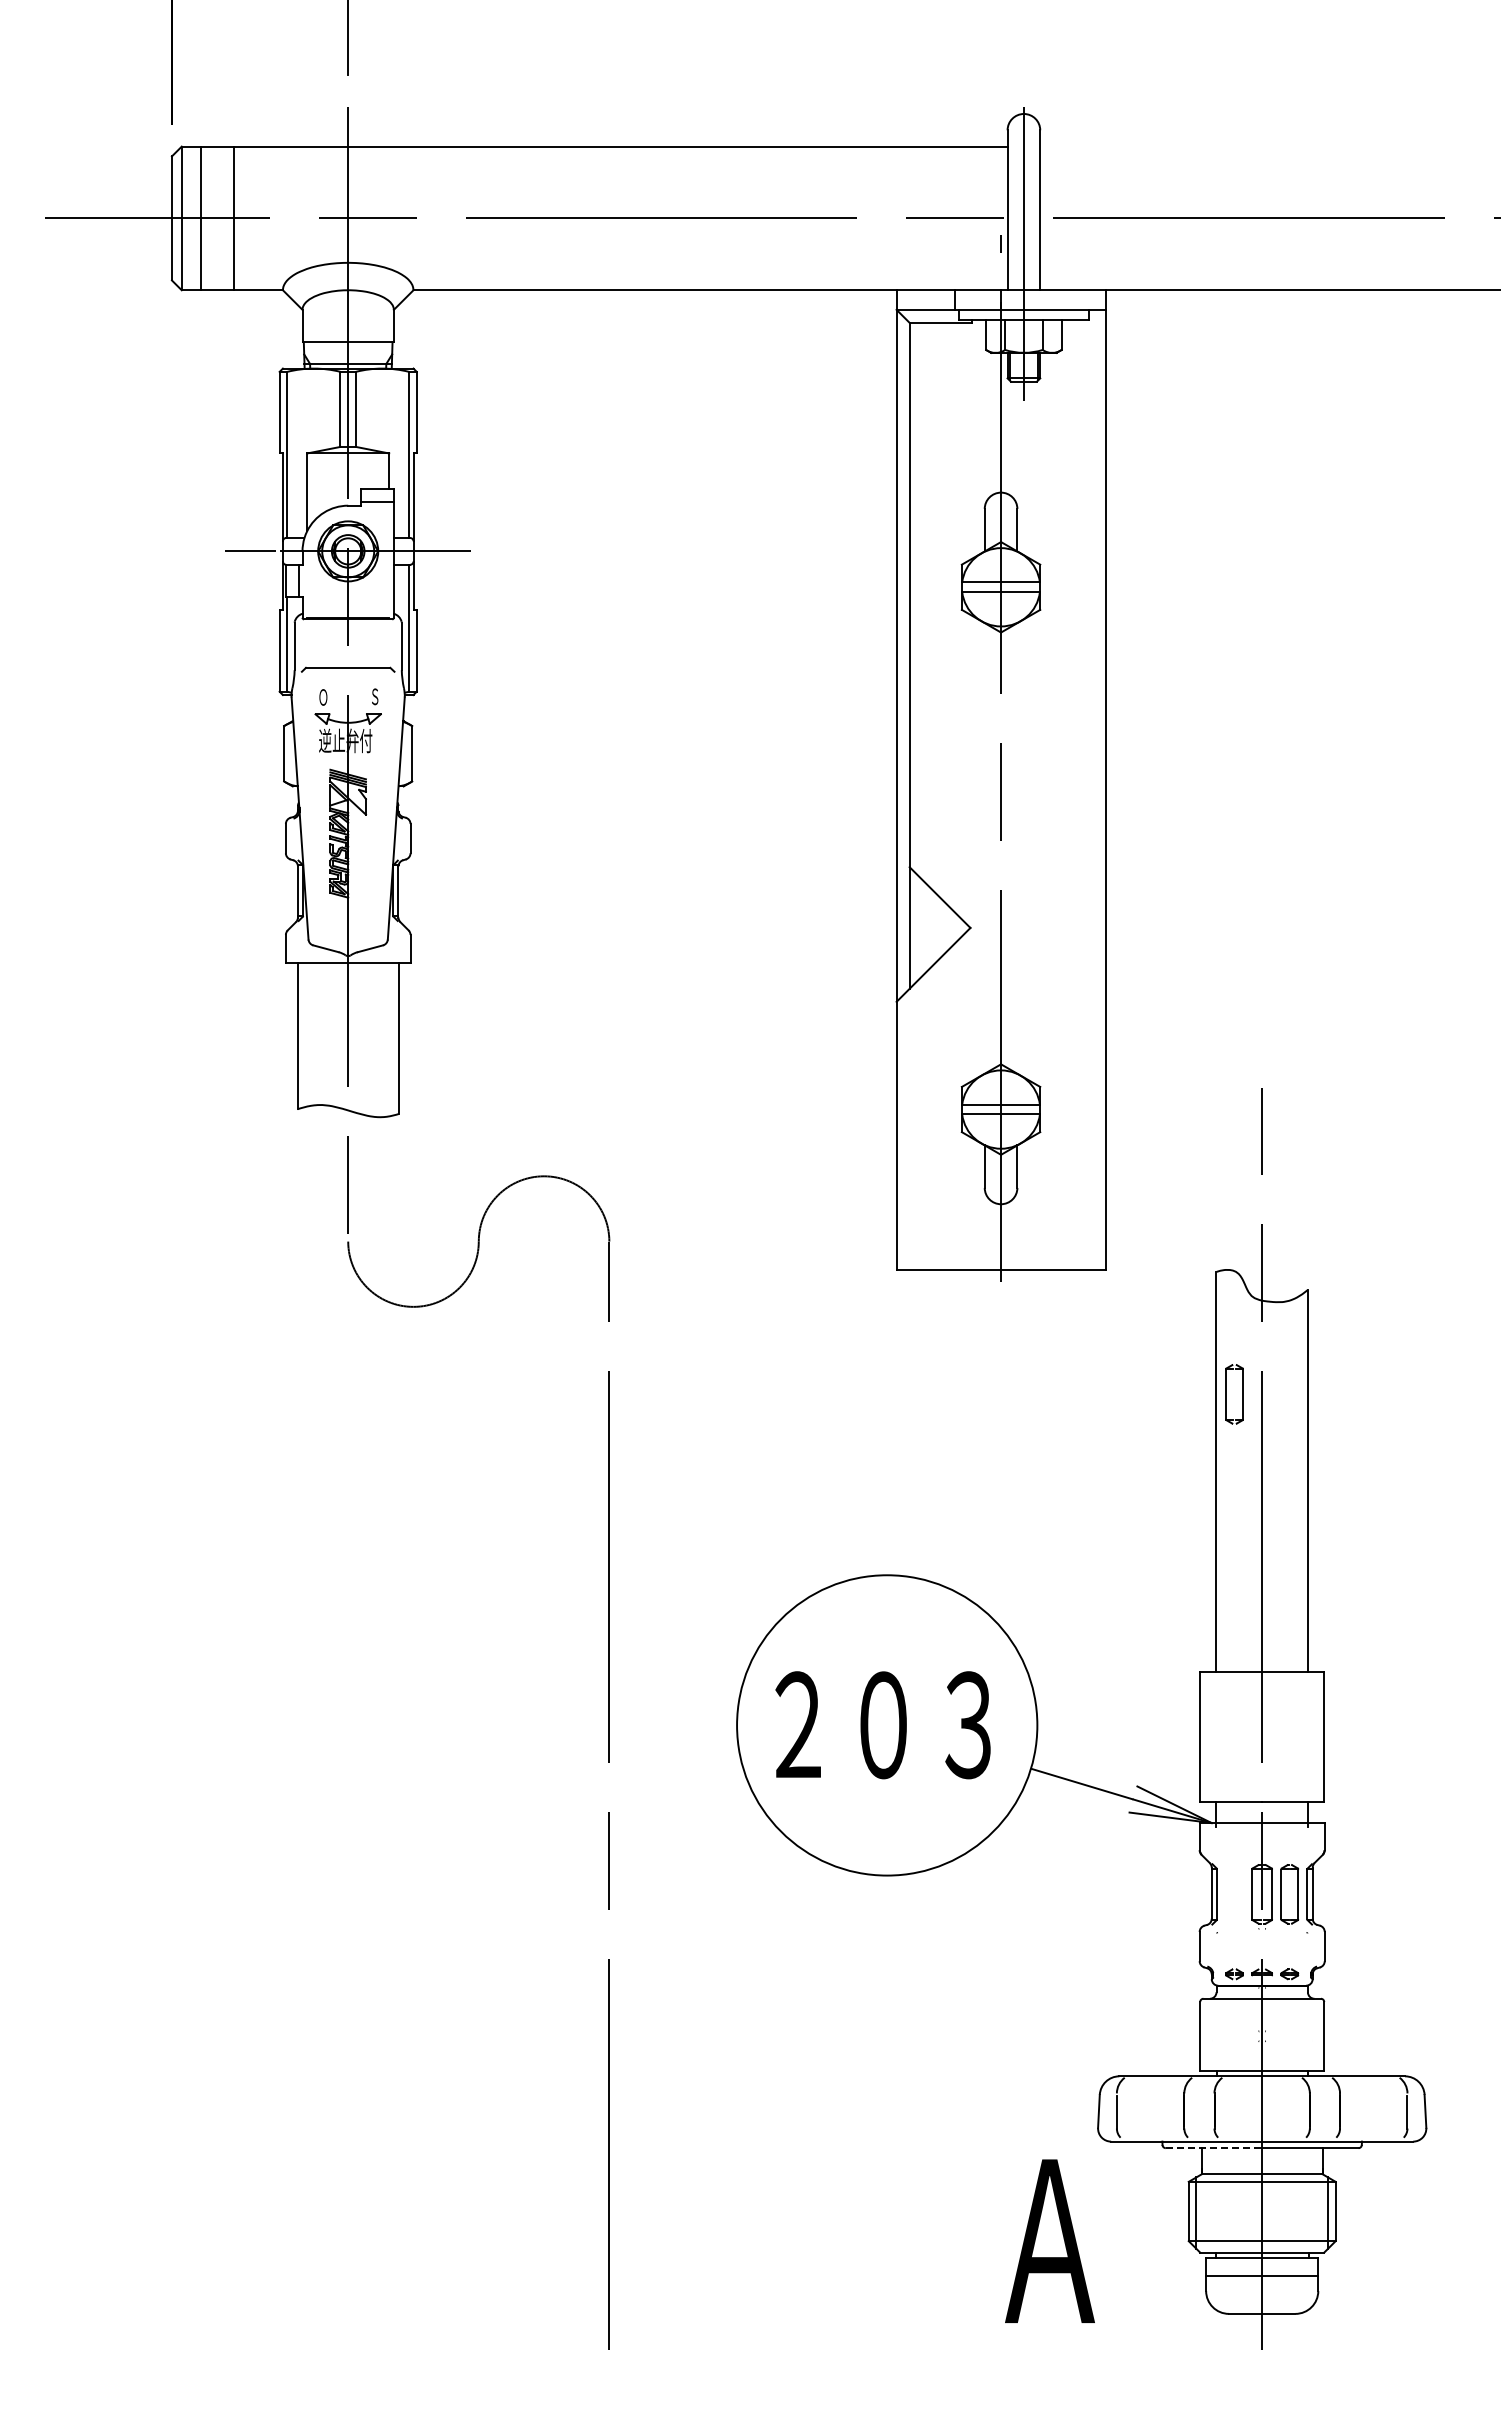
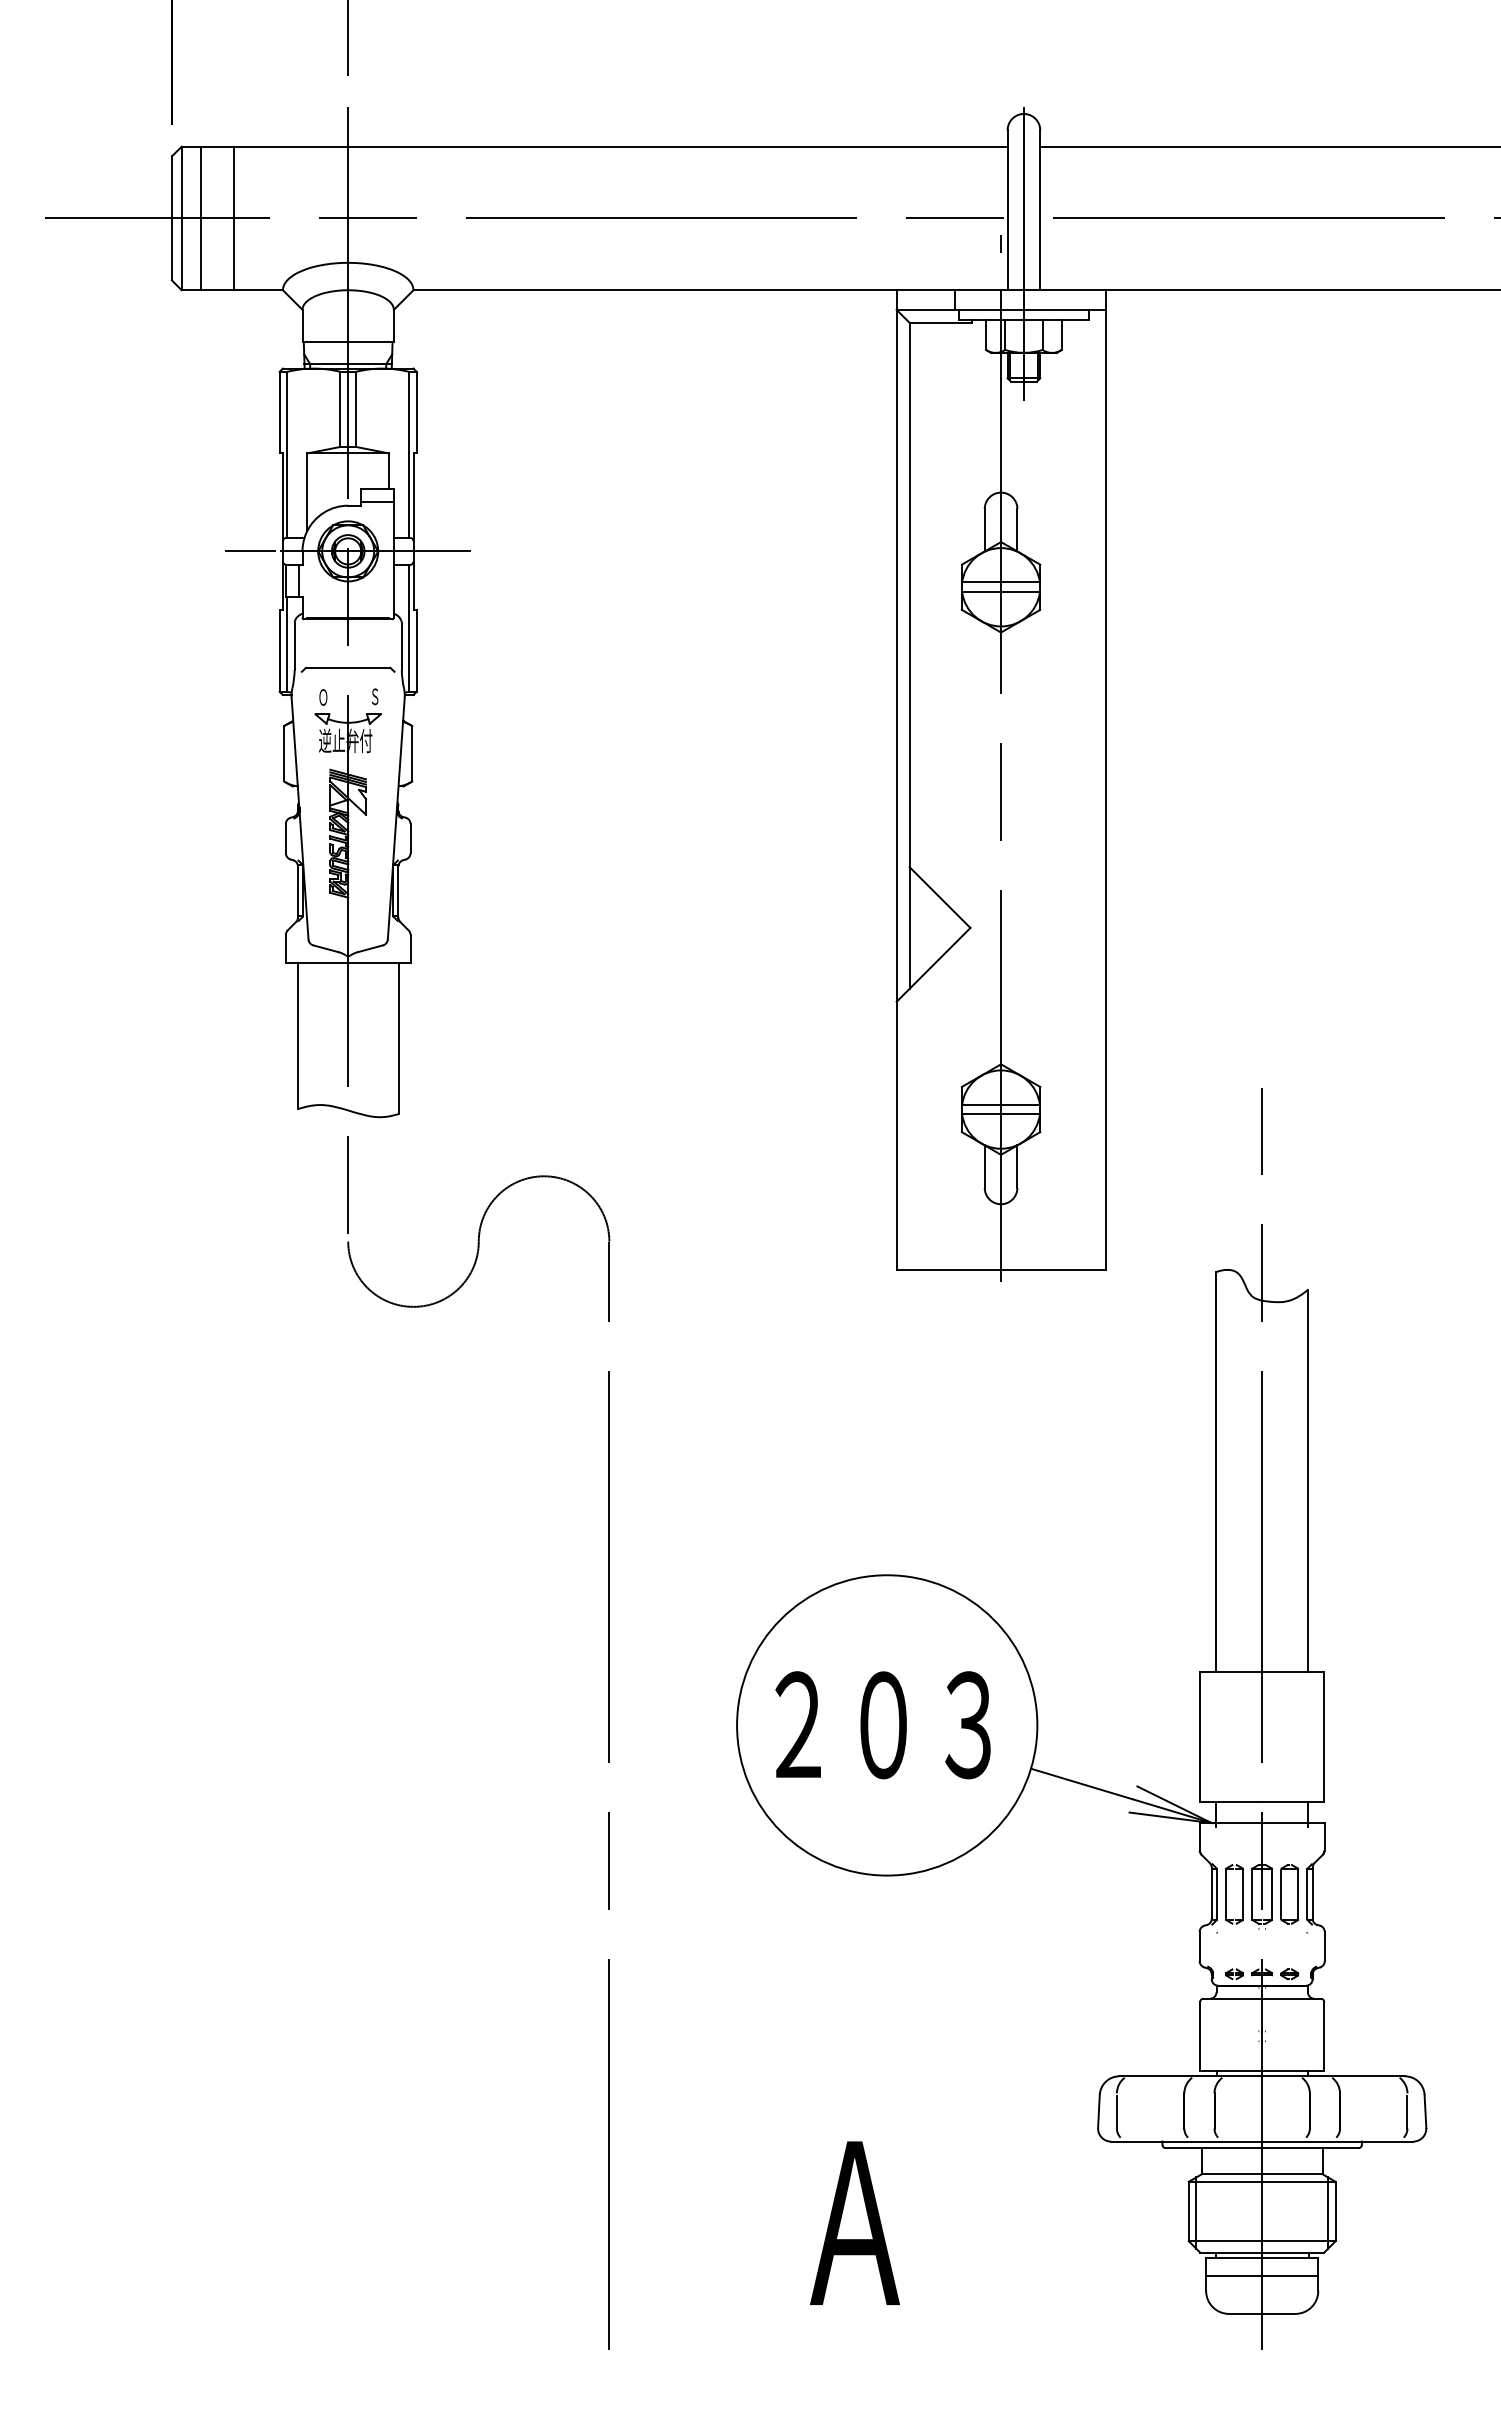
line: none -> present (1268, 146)
part position: (1226, 1394) -> (1226, 1894) (1226, 1894)
line: dashed -> solid (1214, 2148)
text position: (1049, 2240) -> (854, 2222) (854, 2222)
